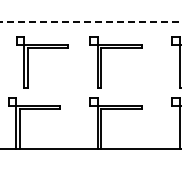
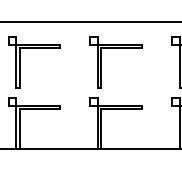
line: dashed -> solid (90, 22)
part position: (42, 48) -> (34, 48) (34, 48)
